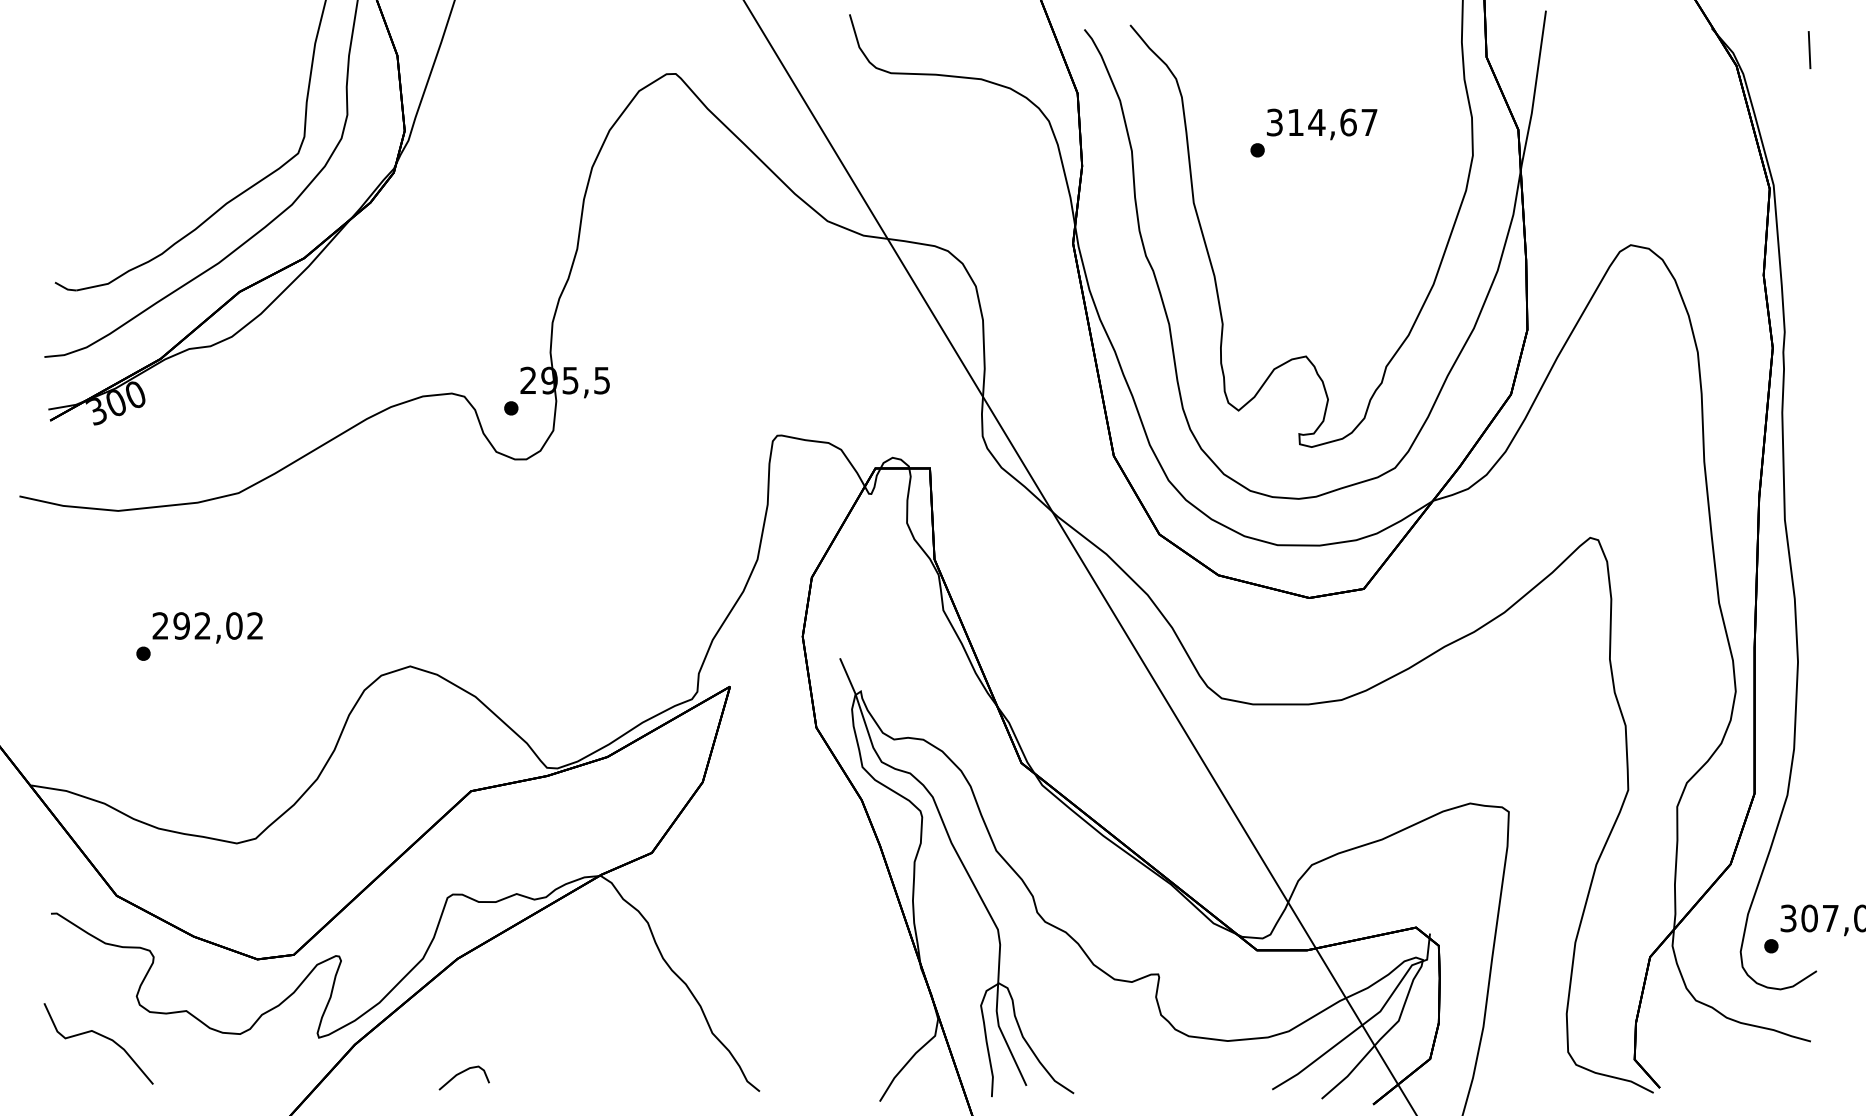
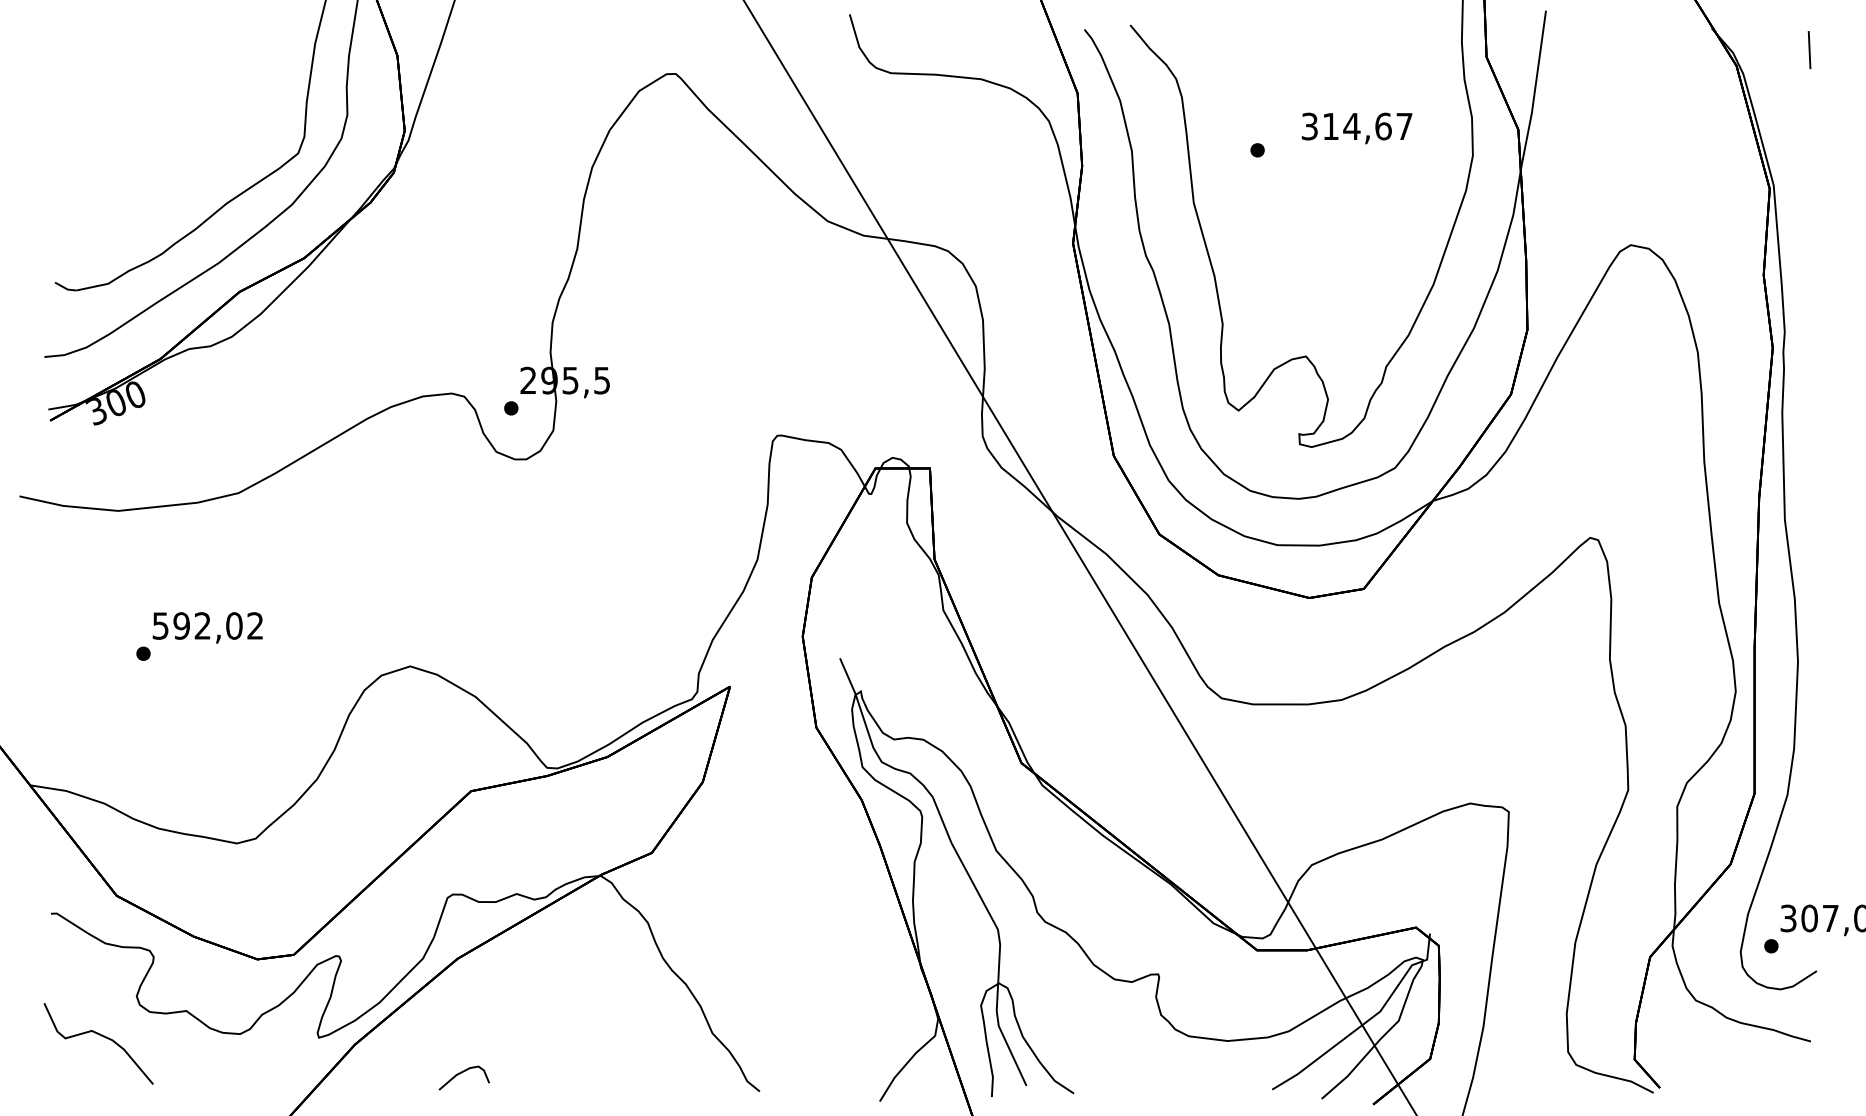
text position: (1322, 124) -> (1357, 128) (1357, 128)
text: 292,02 -> 592,02 (160, 625)
